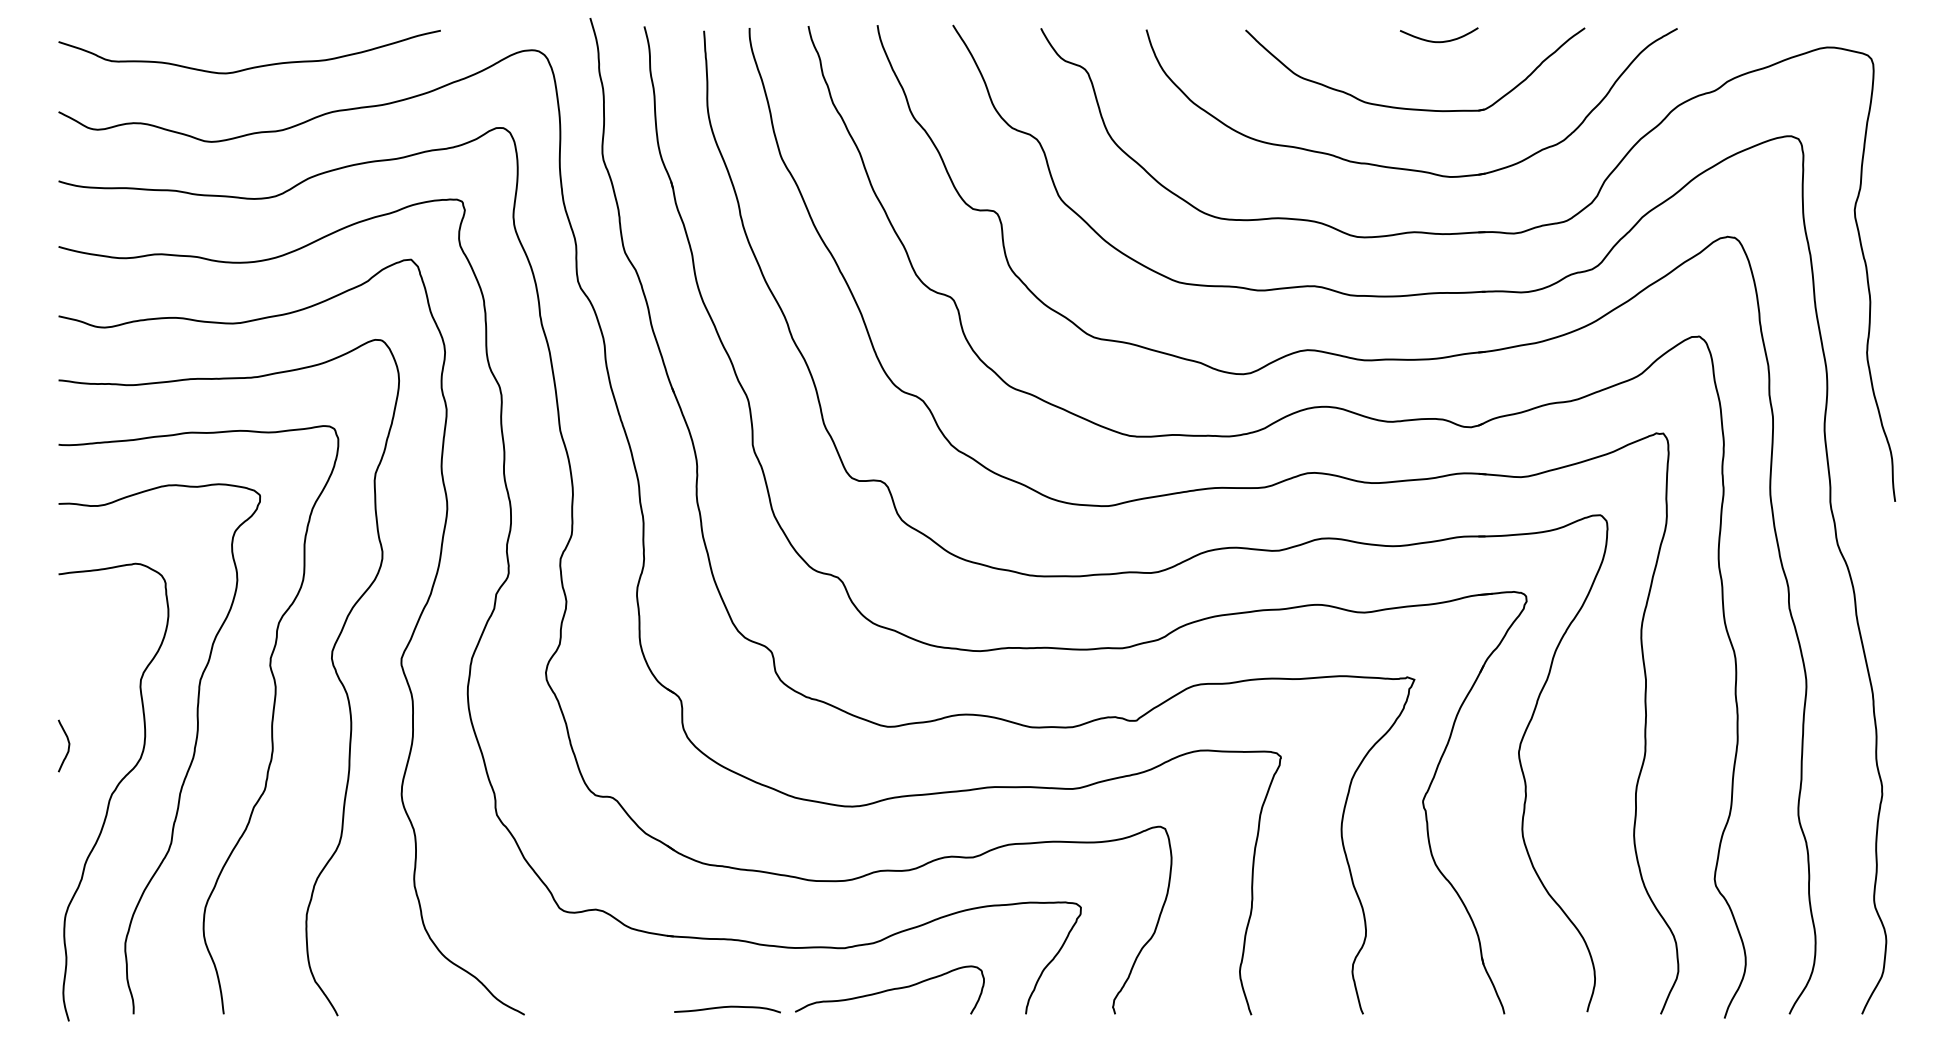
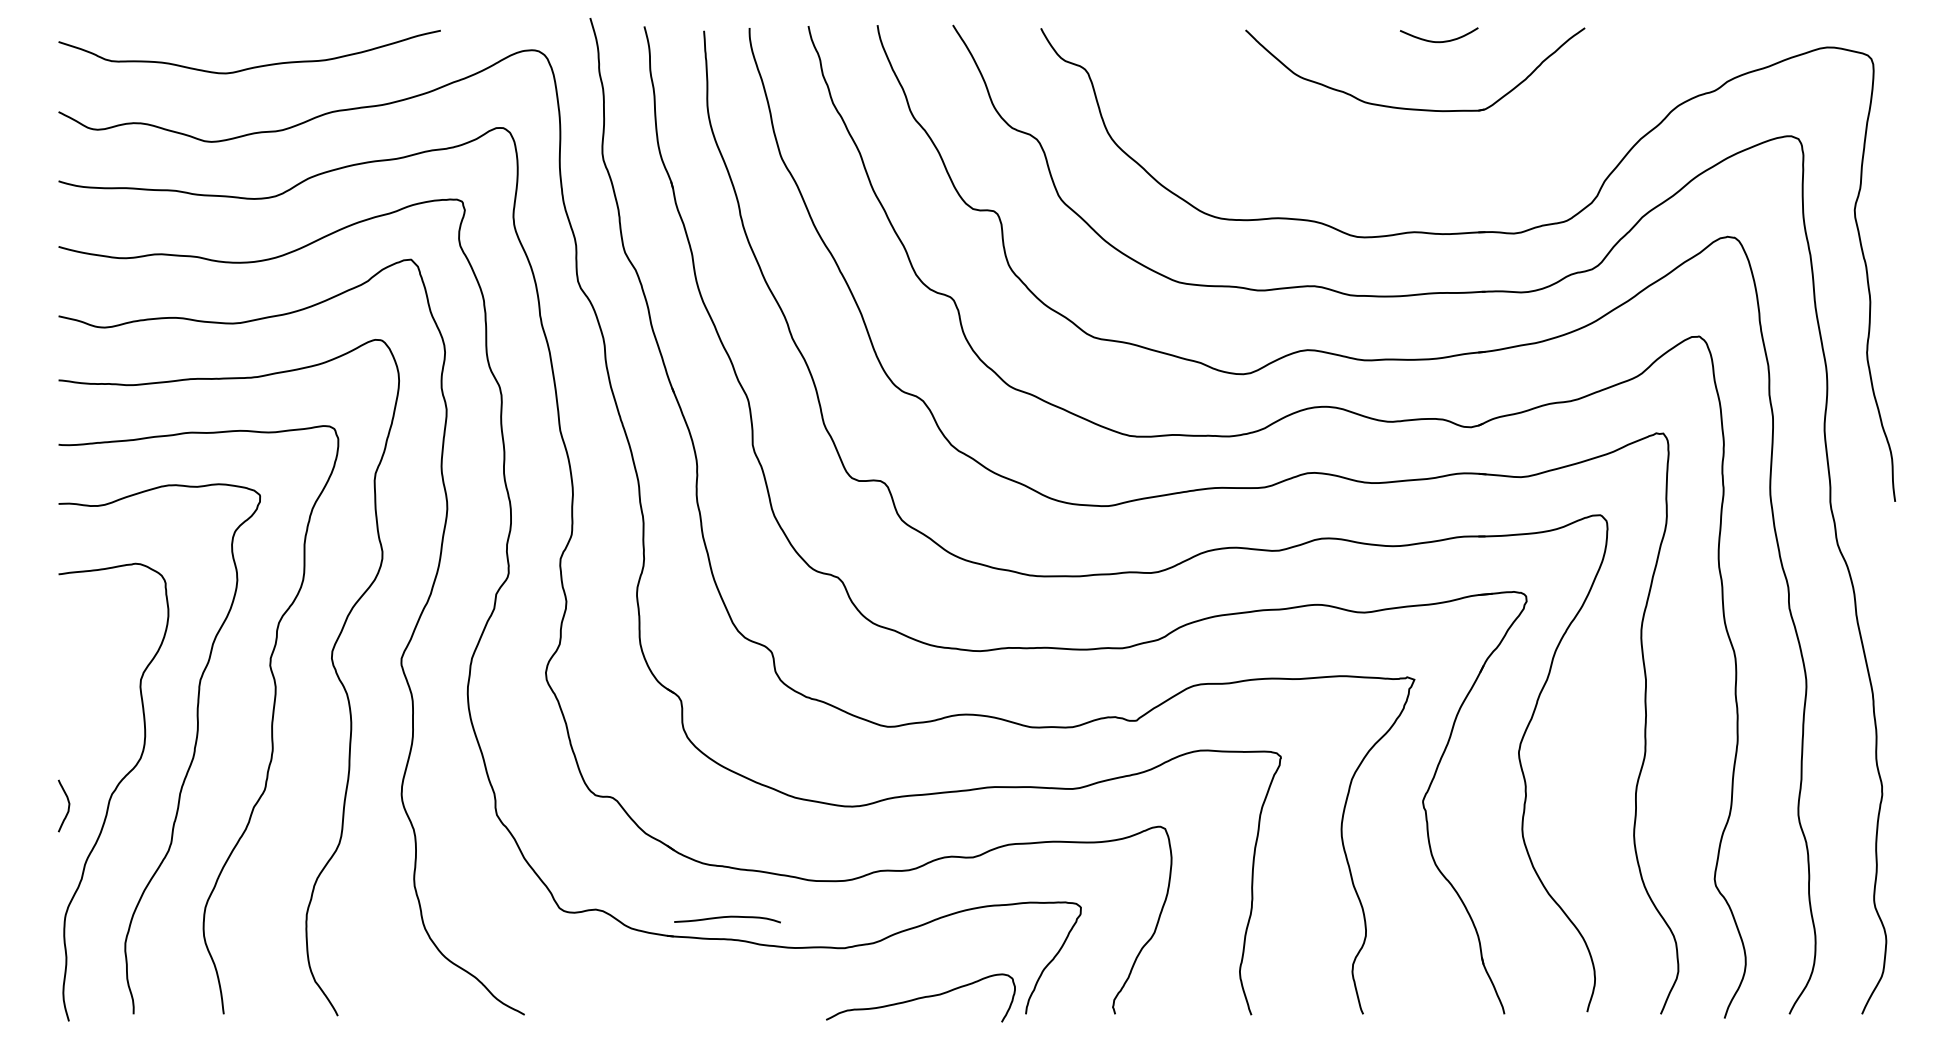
part: present -> none (1400, 167)
curve position: (68, 745) -> (68, 805) (68, 805)
curve position: (889, 989) -> (920, 997) (920, 997)
curve position: (727, 1007) -> (727, 917) (727, 917)
